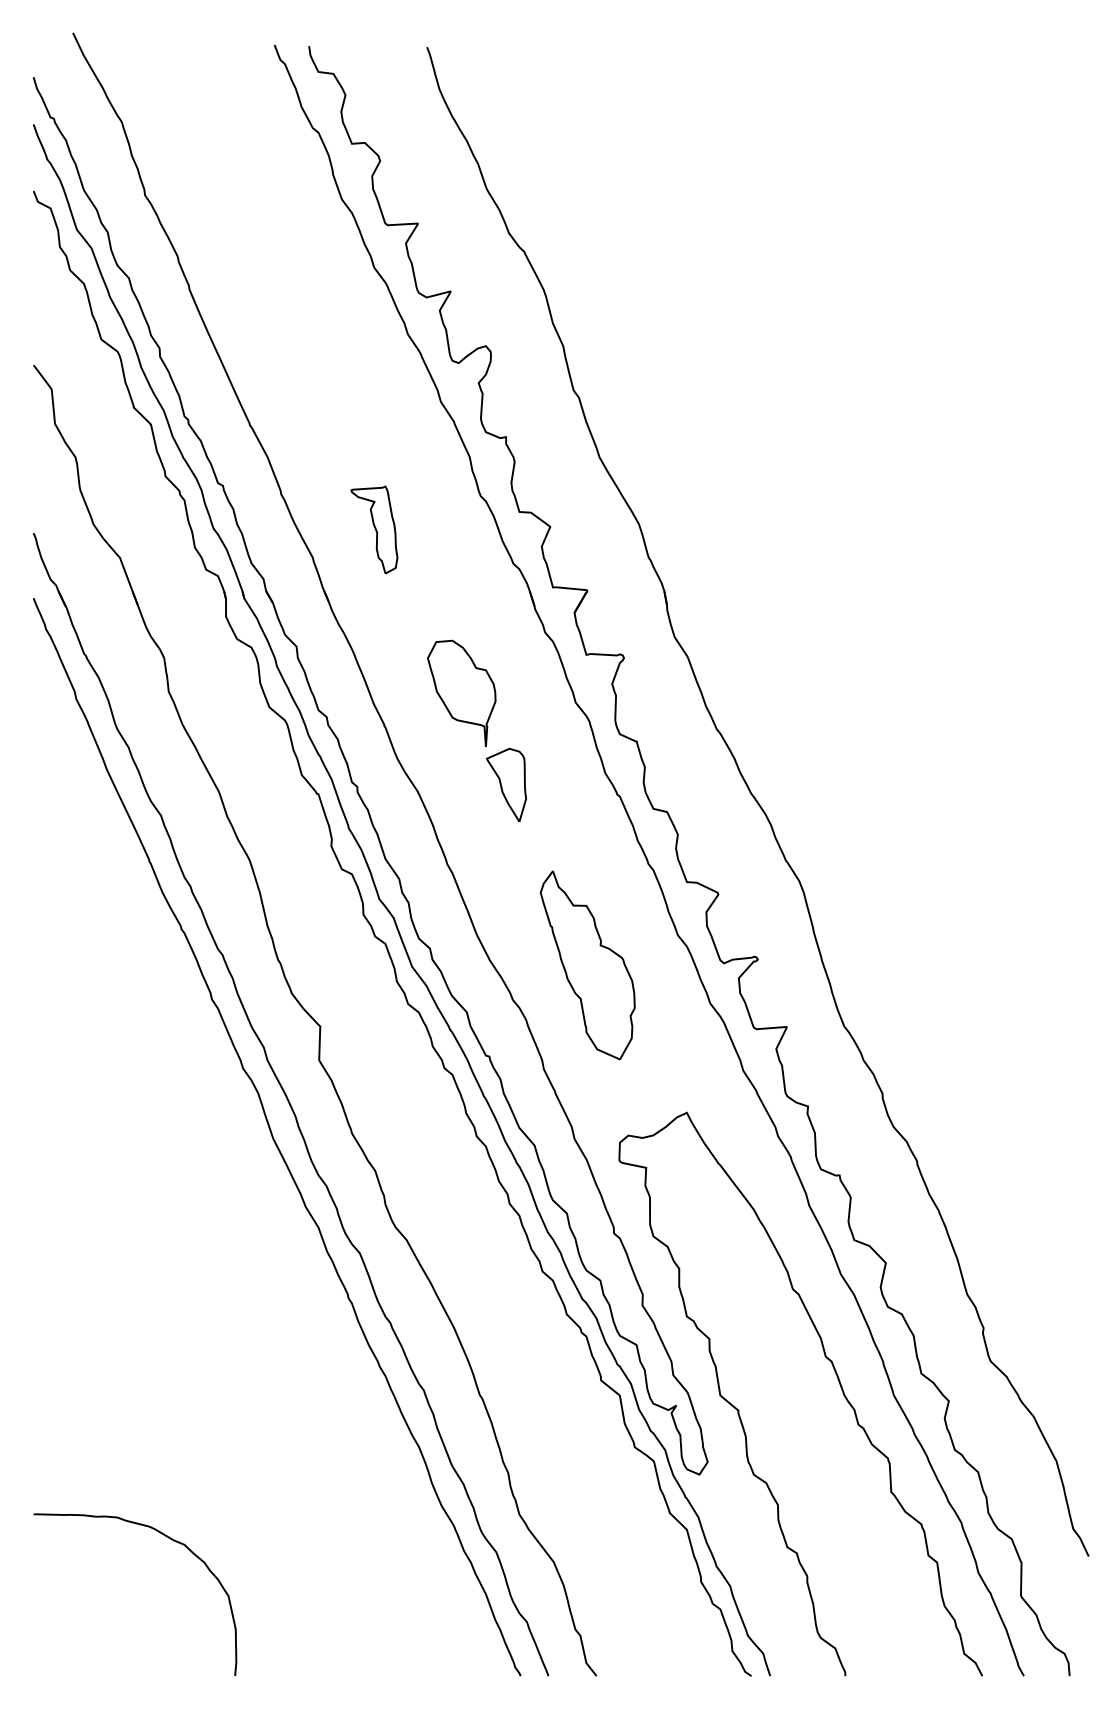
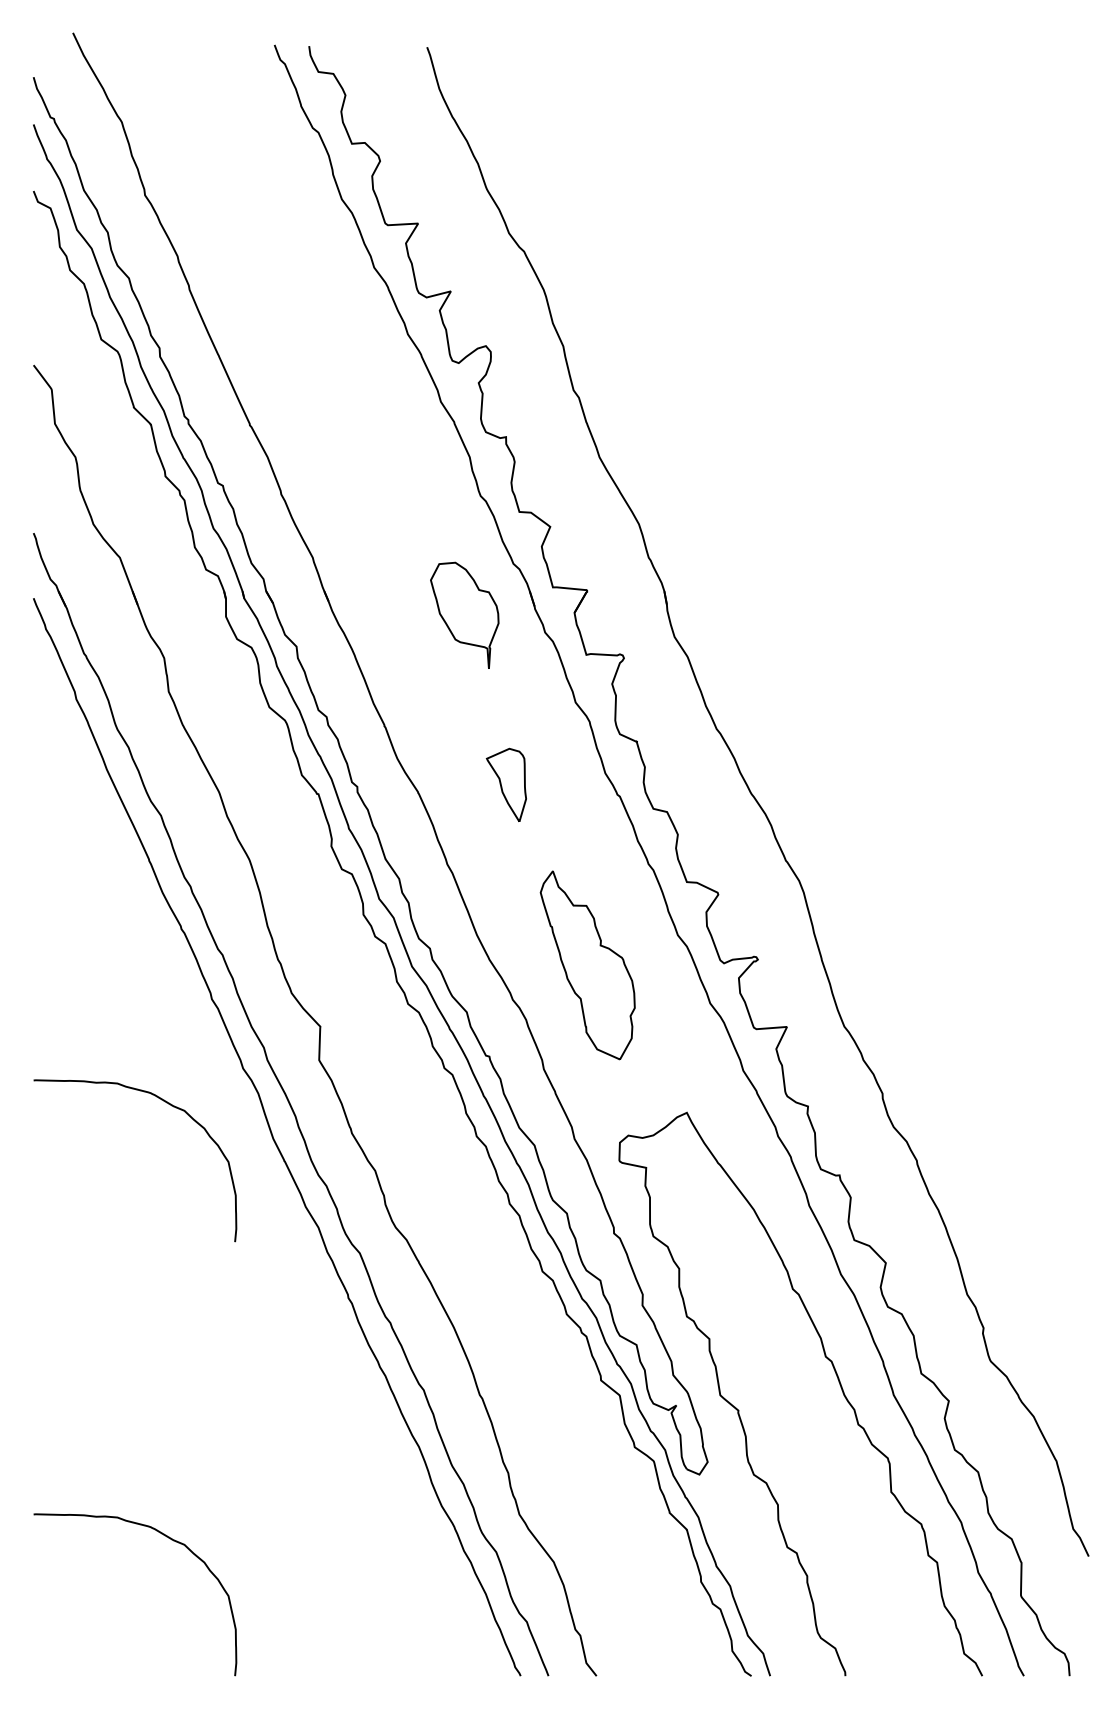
part: present -> none (374, 529)
part position: (461, 692) -> (464, 614) (464, 614)
curve: none -> present (166, 1103)
